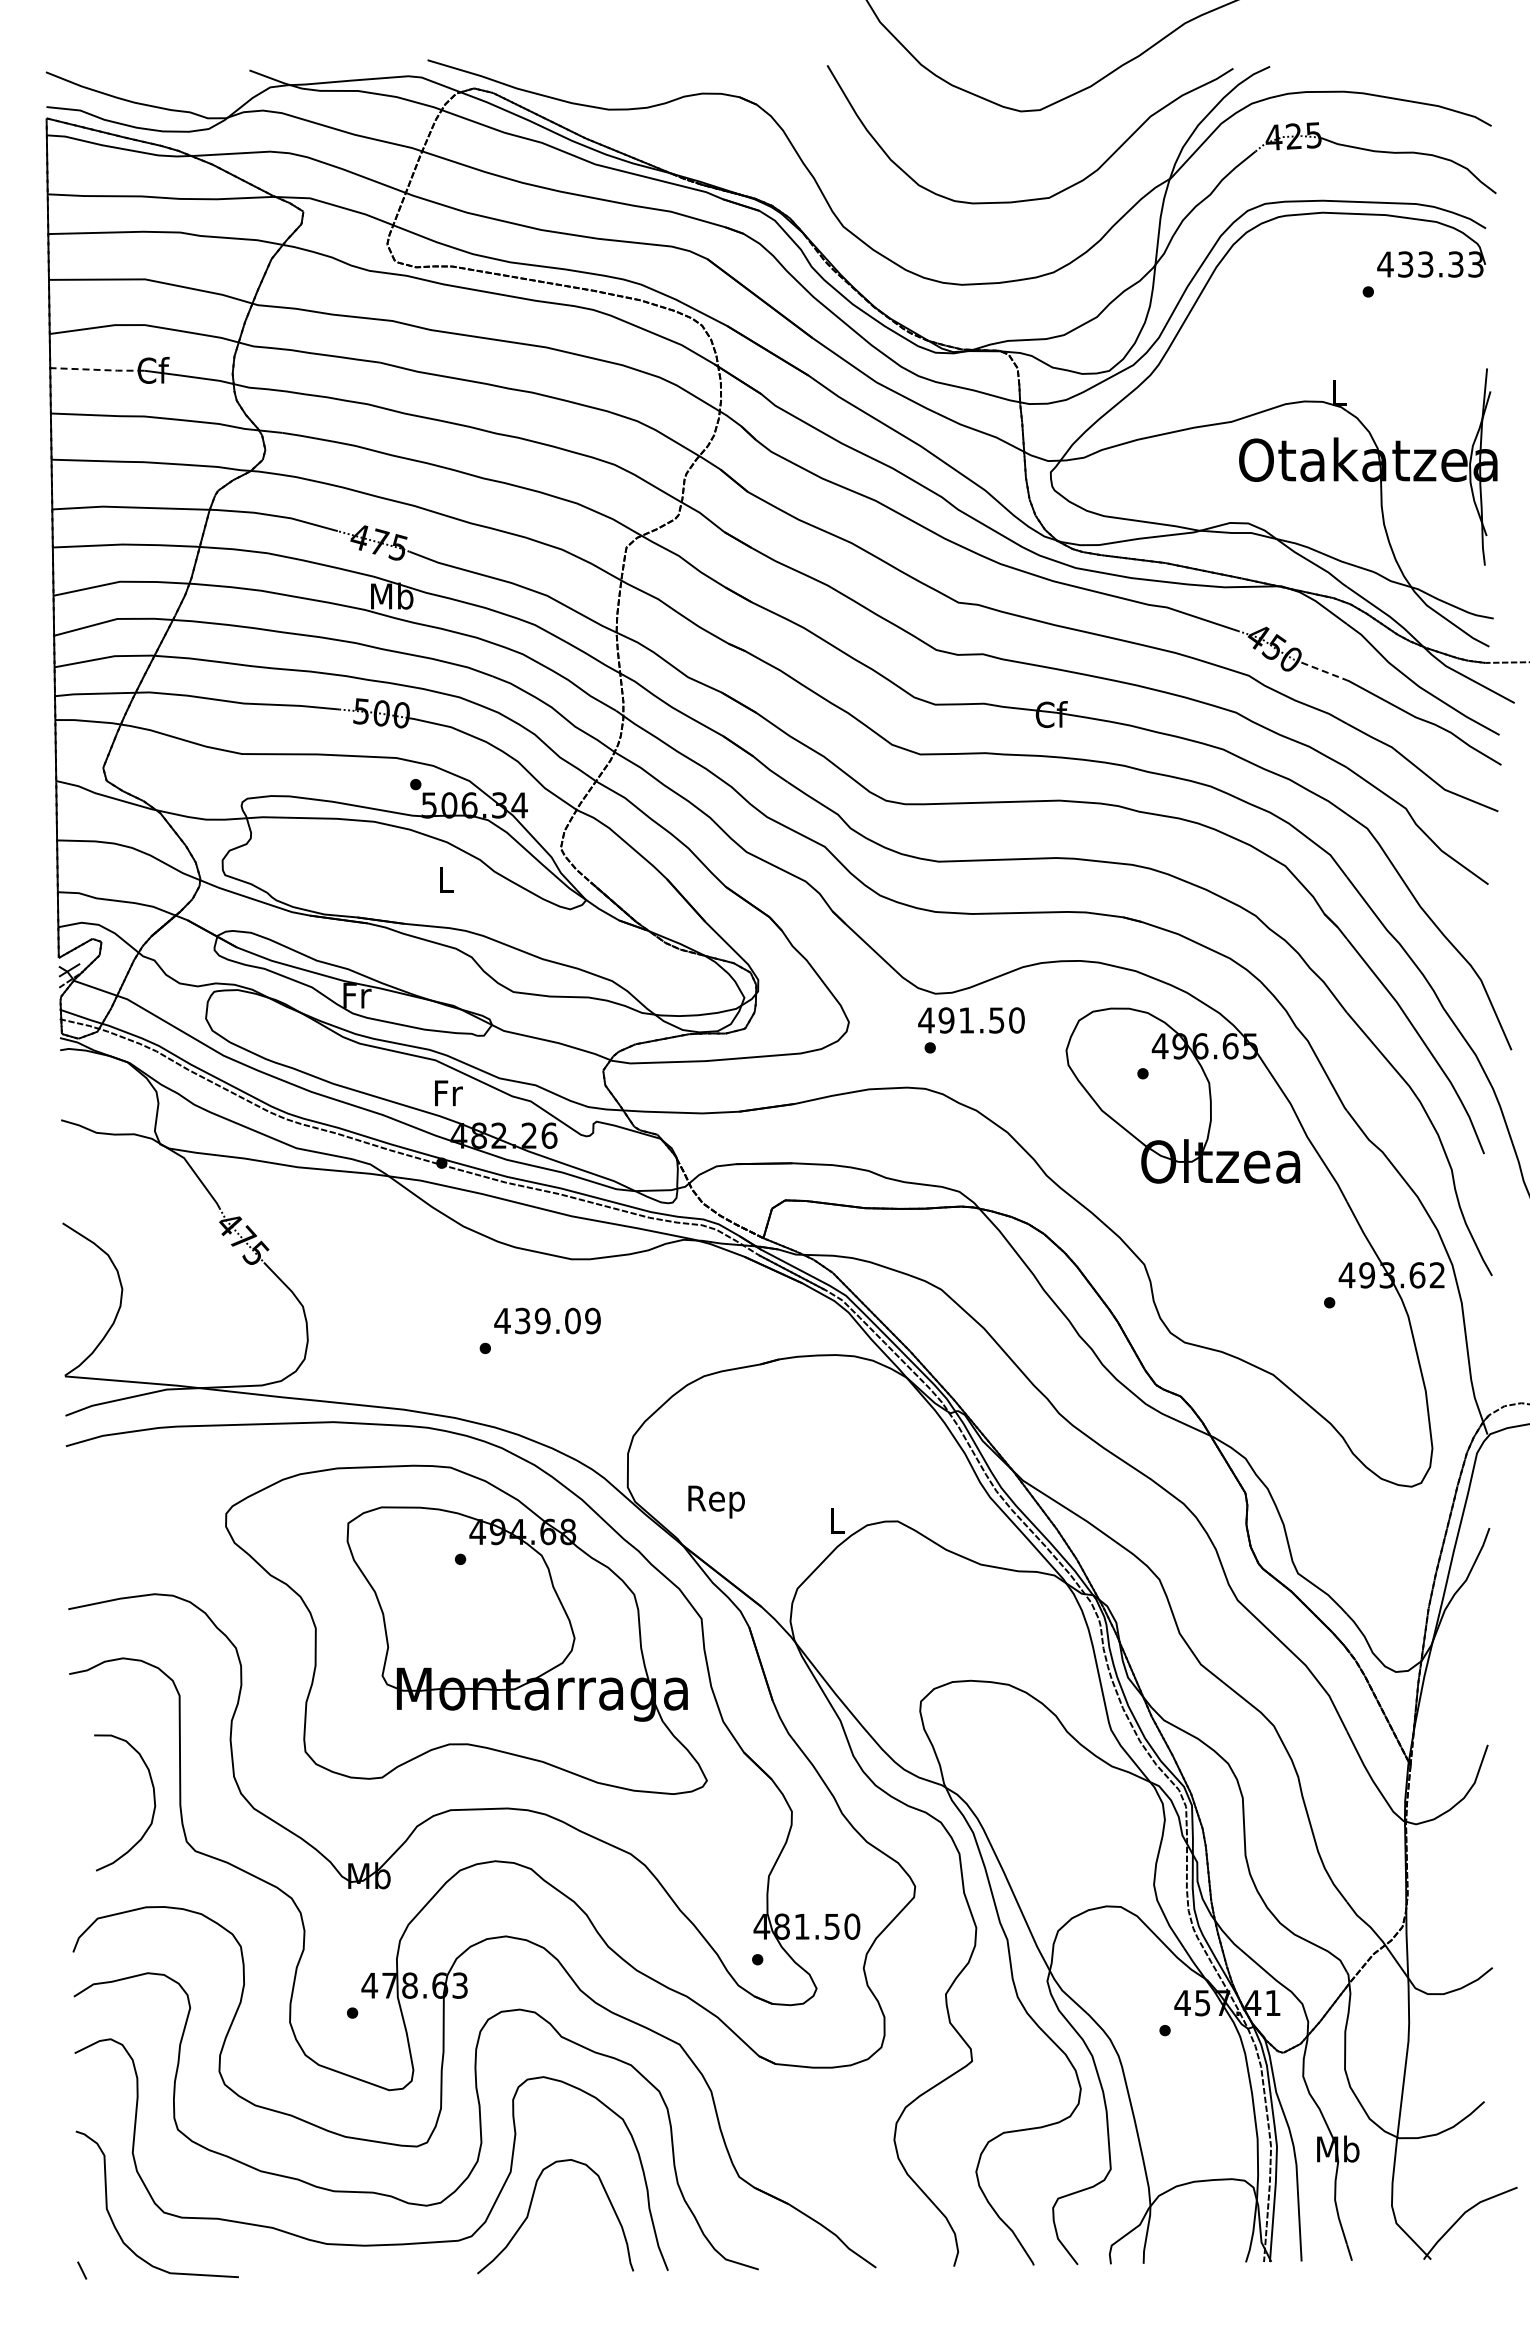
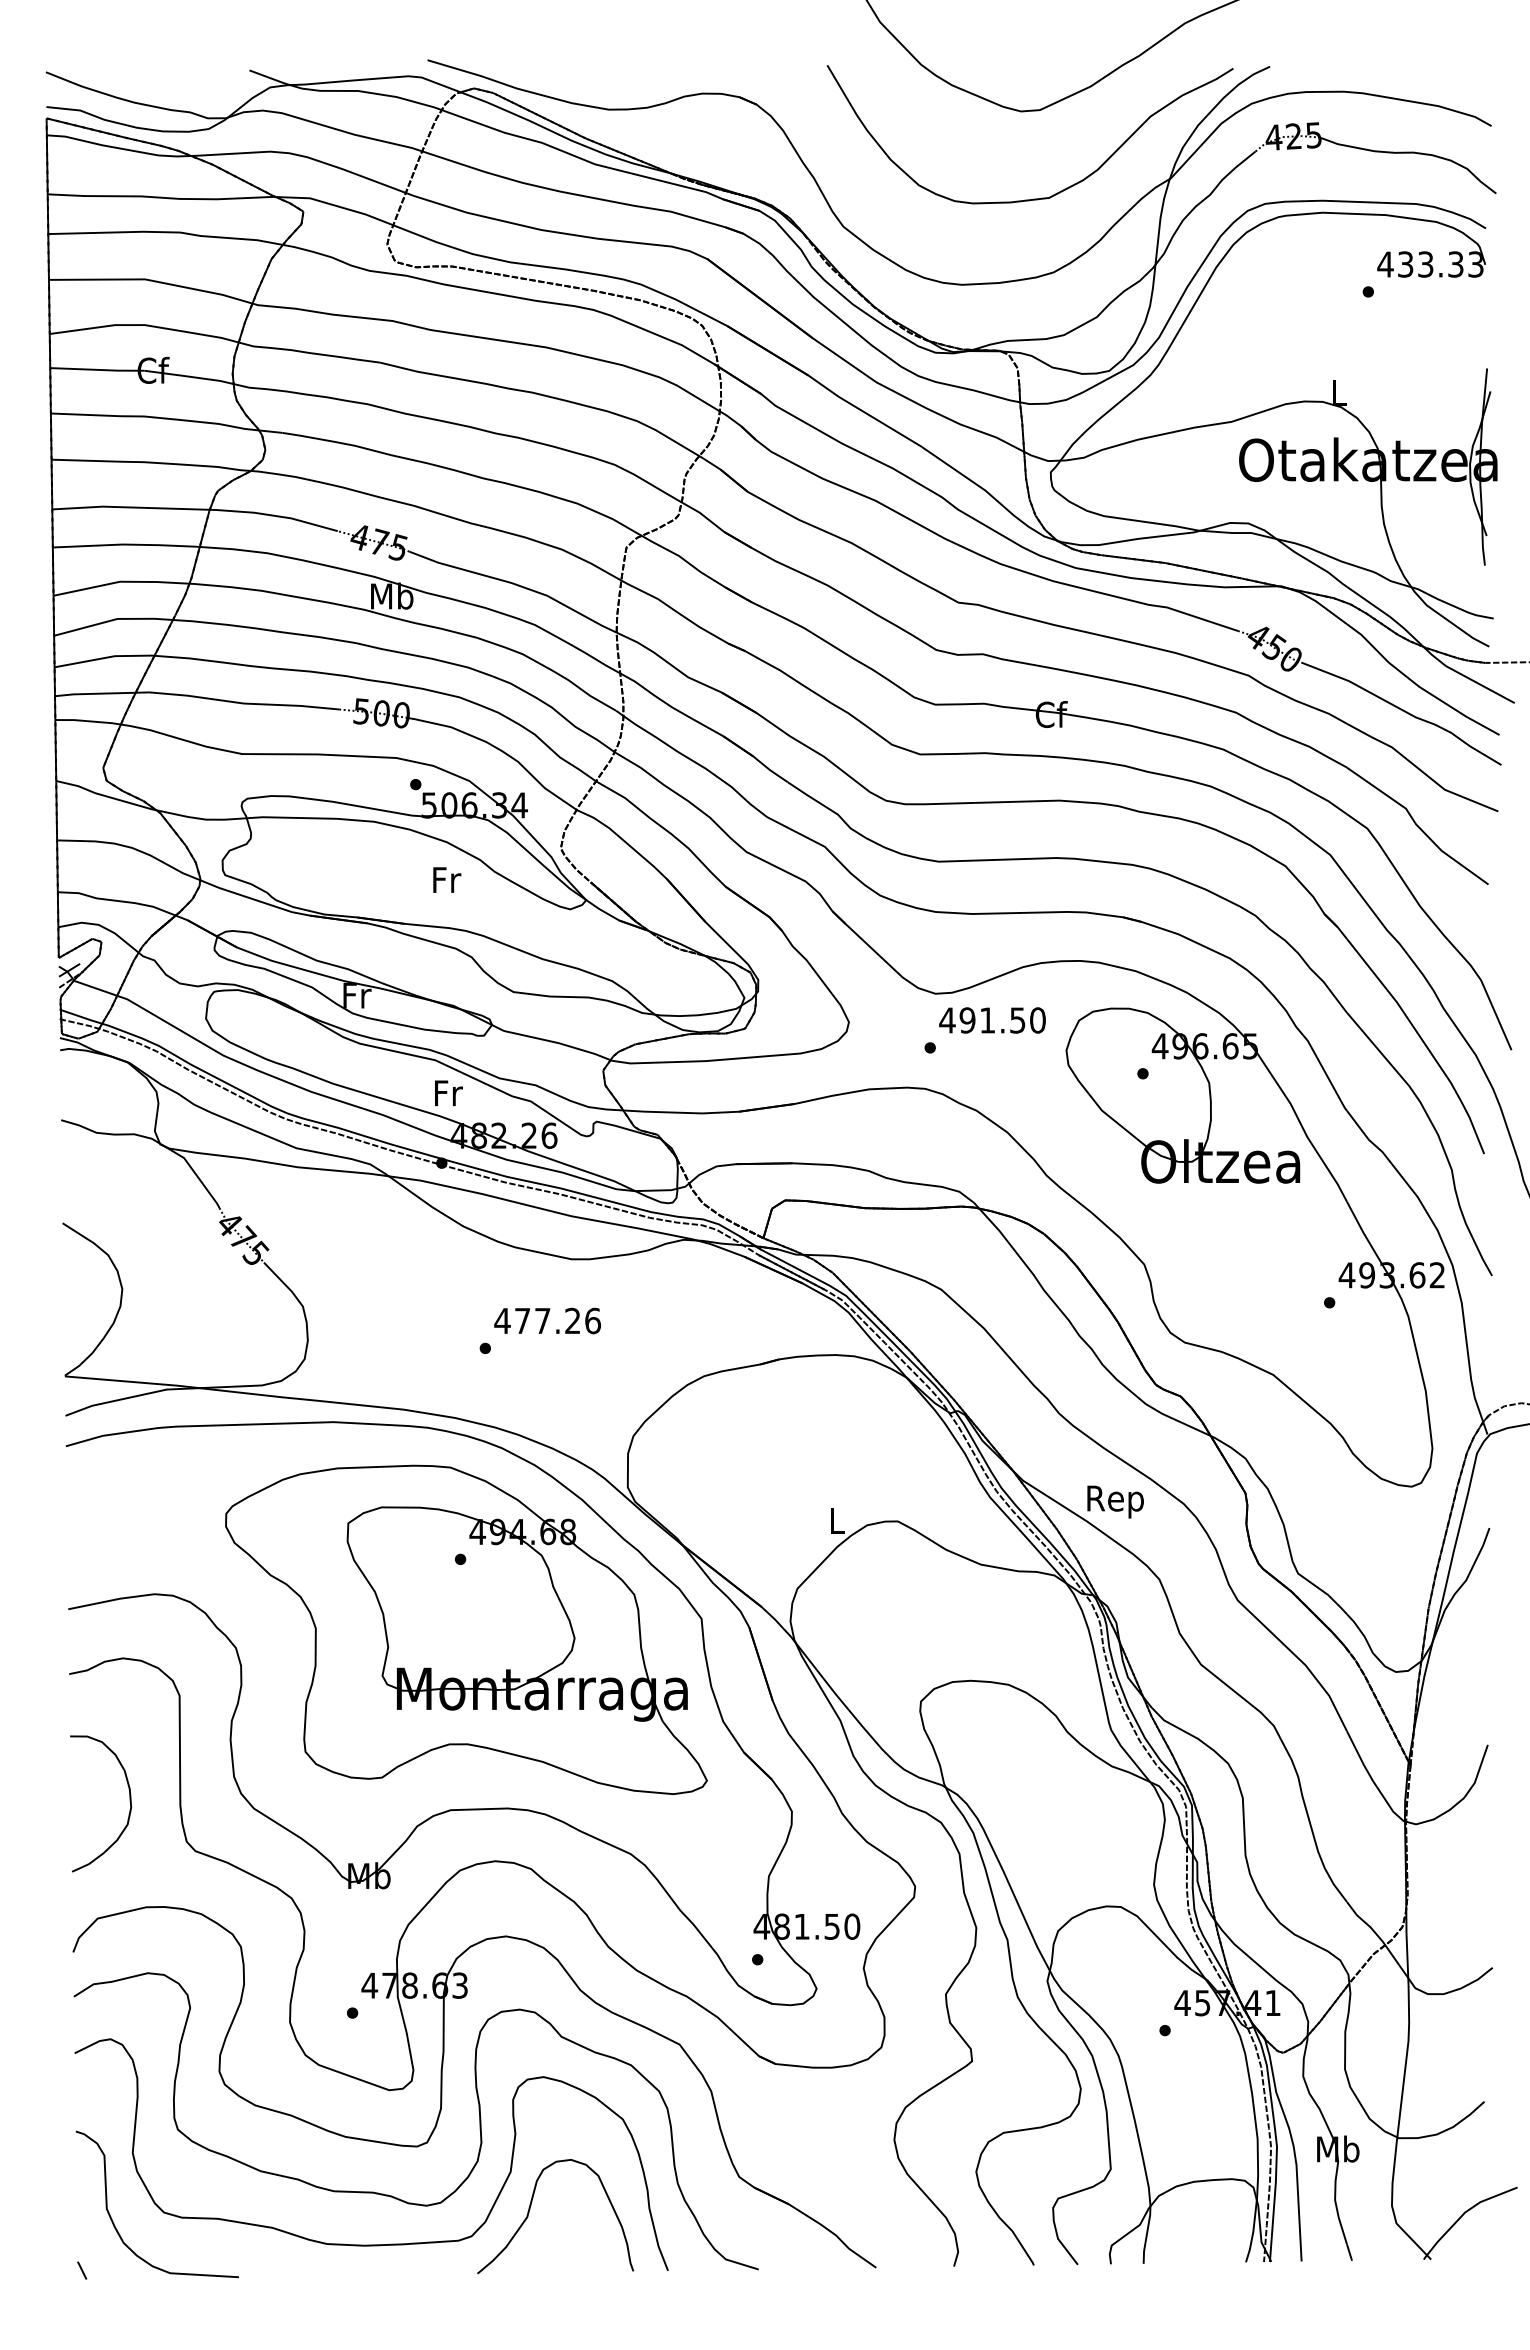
line: dashed -> solid (97, 369)
line: dashed -> solid (1324, 671)
text: L -> Fr (447, 879)
text position: (971, 1020) -> (992, 1020) (992, 1020)
text: 439.09 -> 477.26 (558, 1320)
text position: (716, 1501) -> (1115, 1501) (1115, 1501)
curve position: (153, 1801) -> (129, 1802) (129, 1802)
